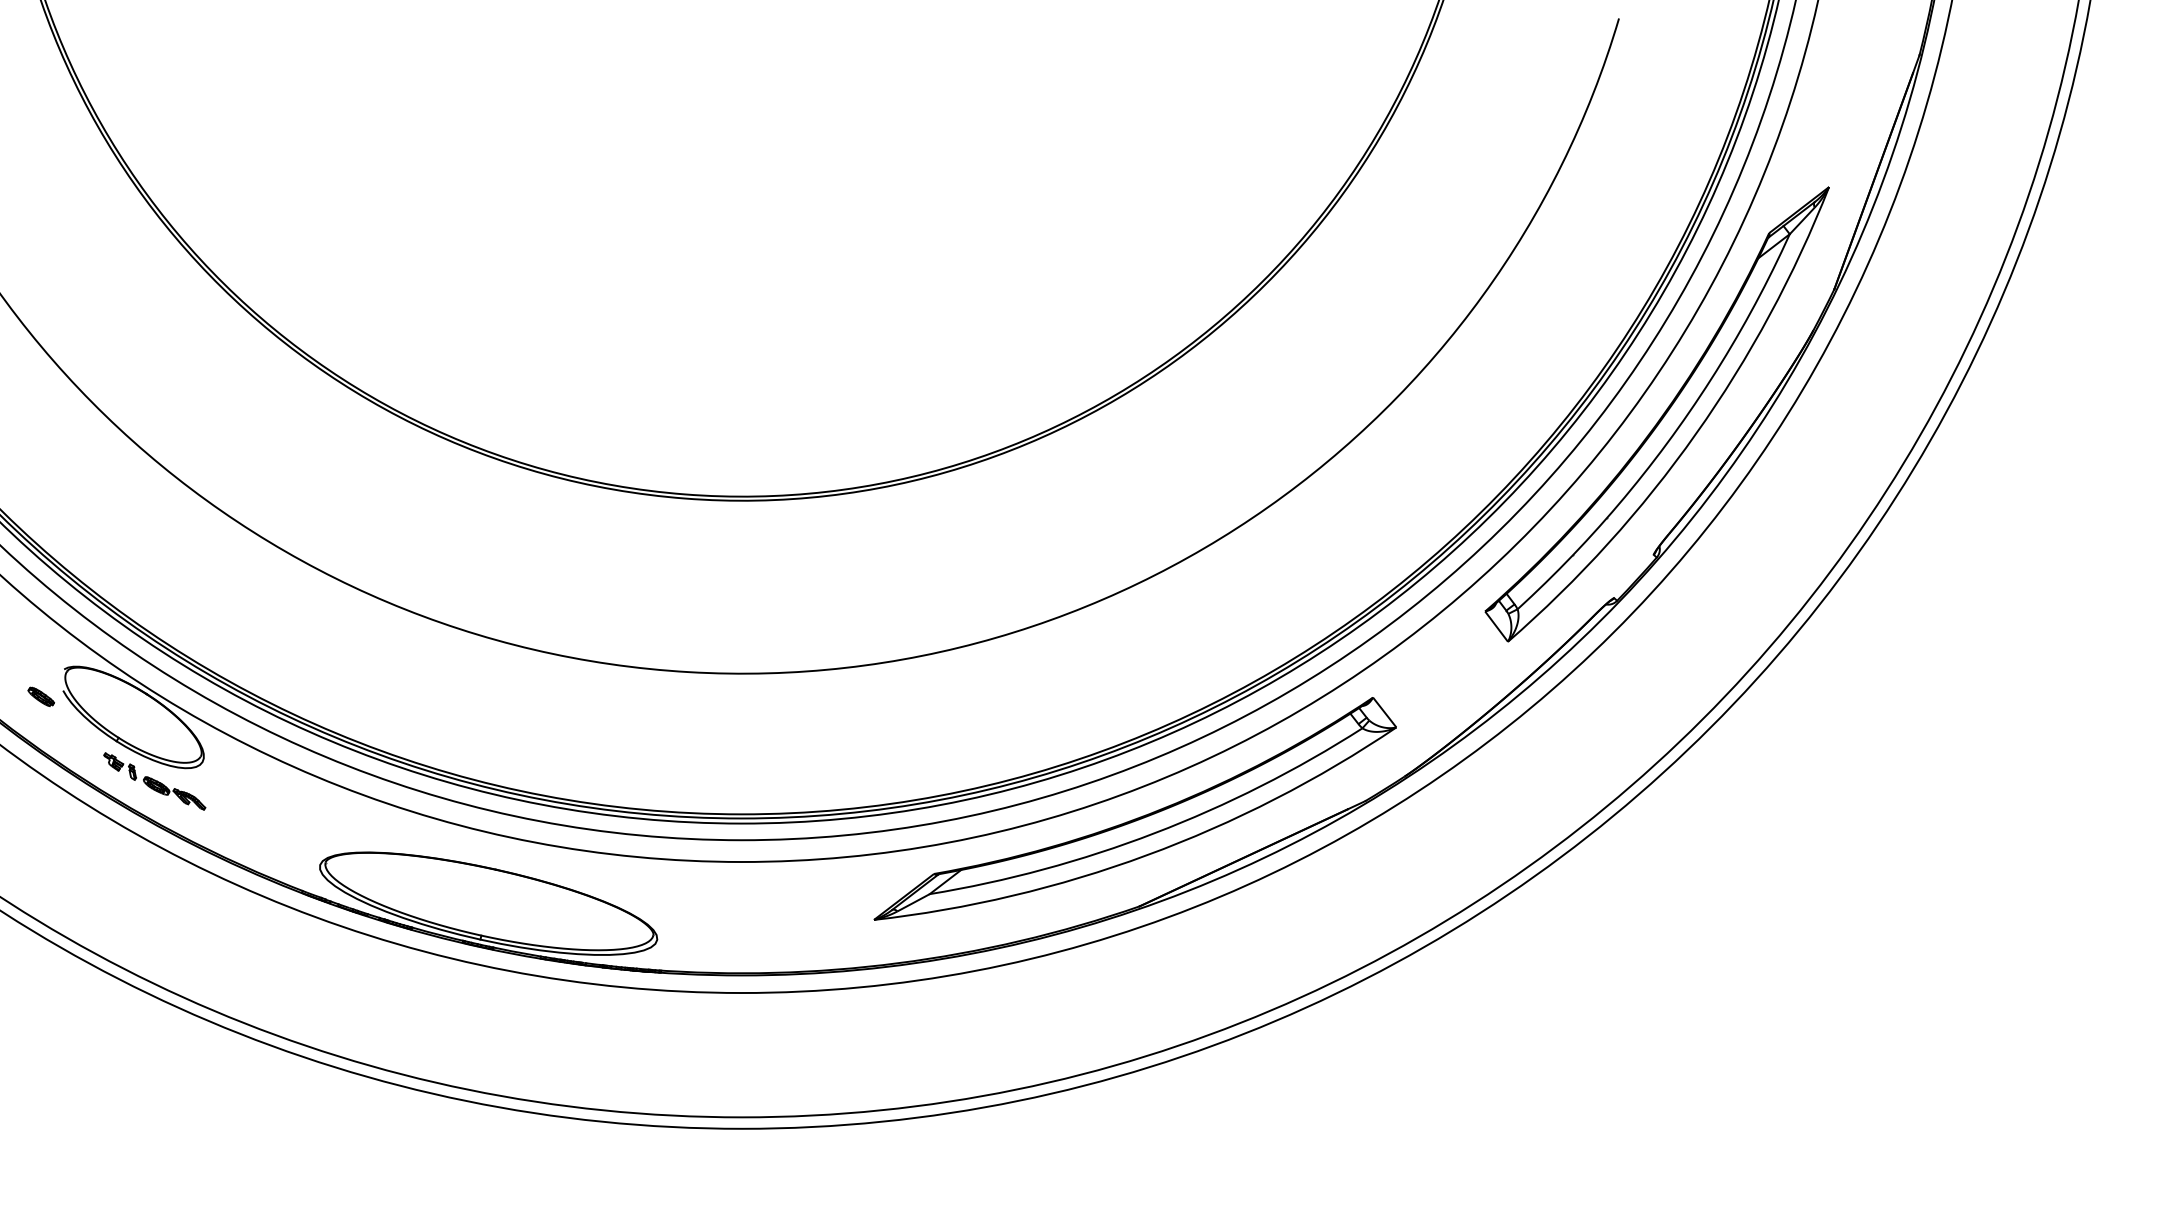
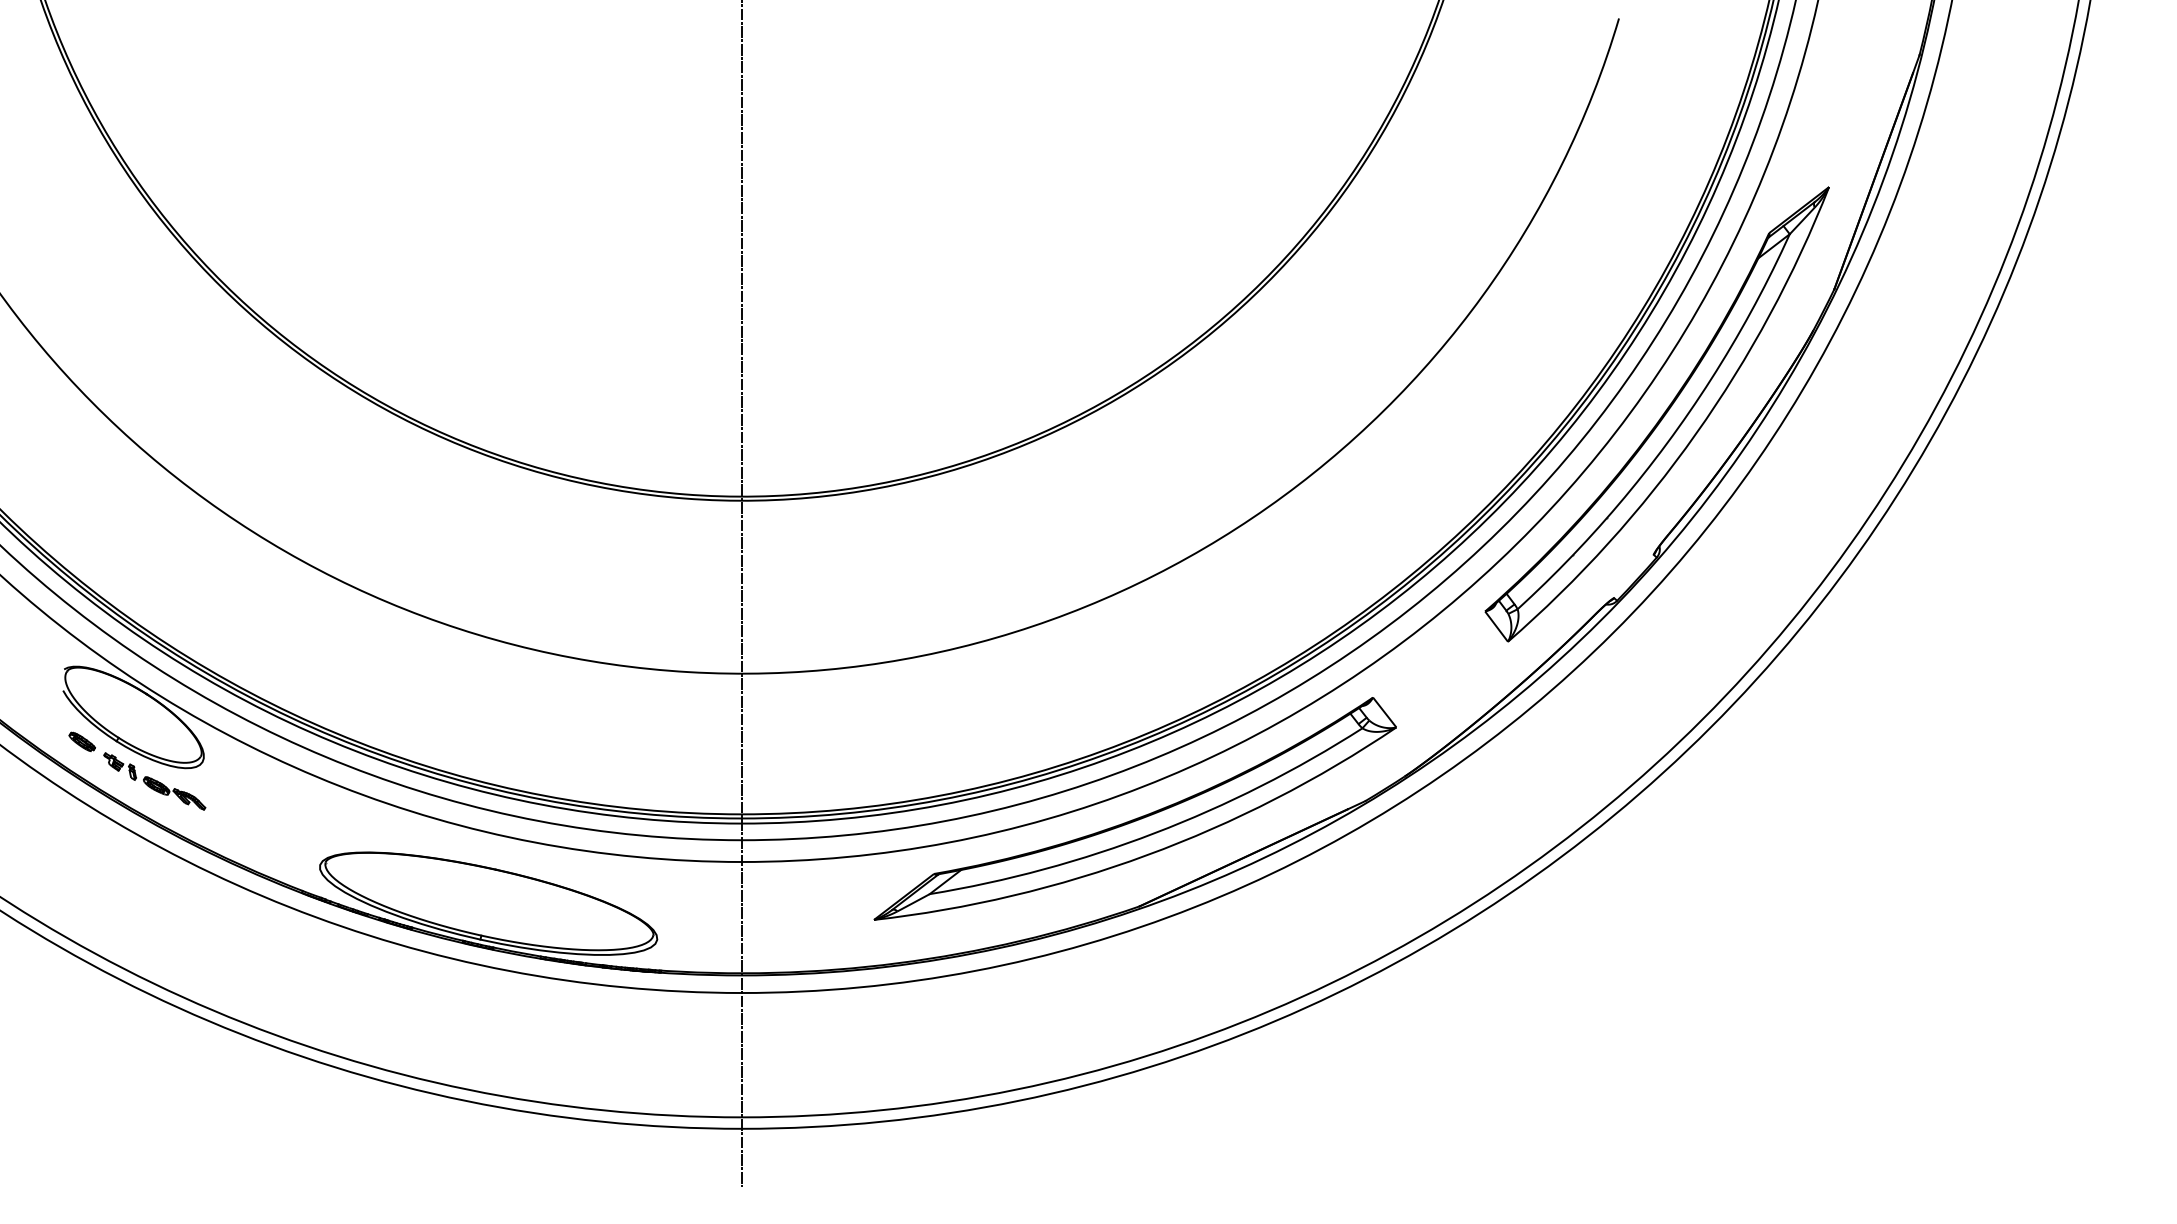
line: none -> present (742, 594)
part position: (40, 696) -> (81, 741) (81, 741)
